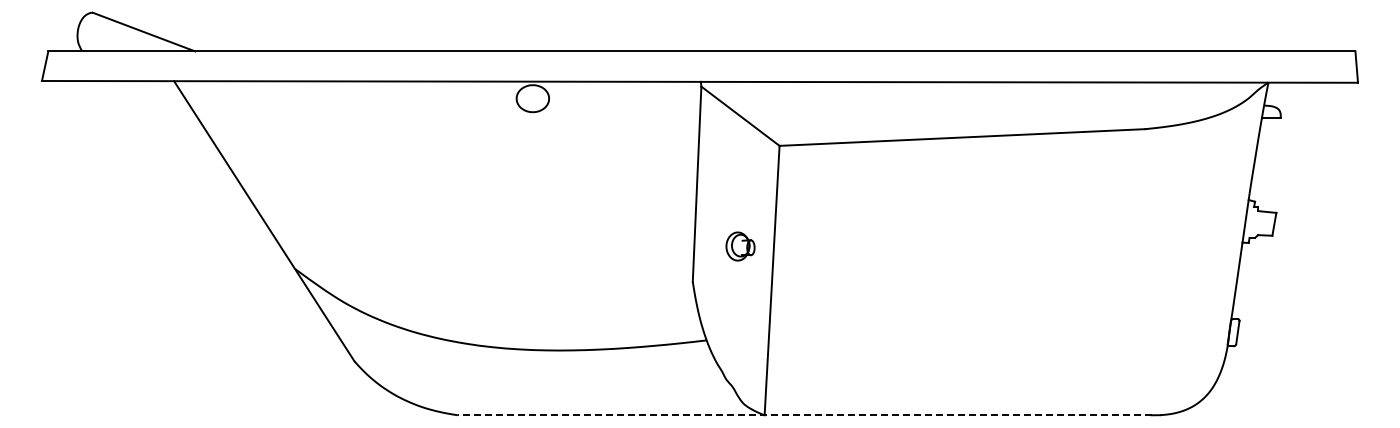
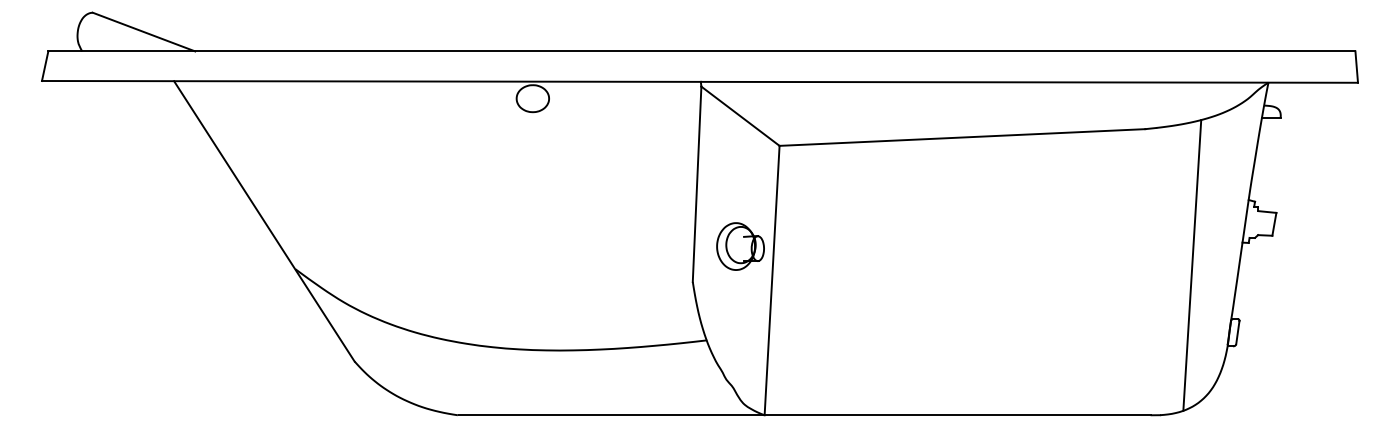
part size: 31x31 px -> 49x49 px (740, 246)
line: none -> present (1192, 265)
line: dashed -> solid (804, 415)
